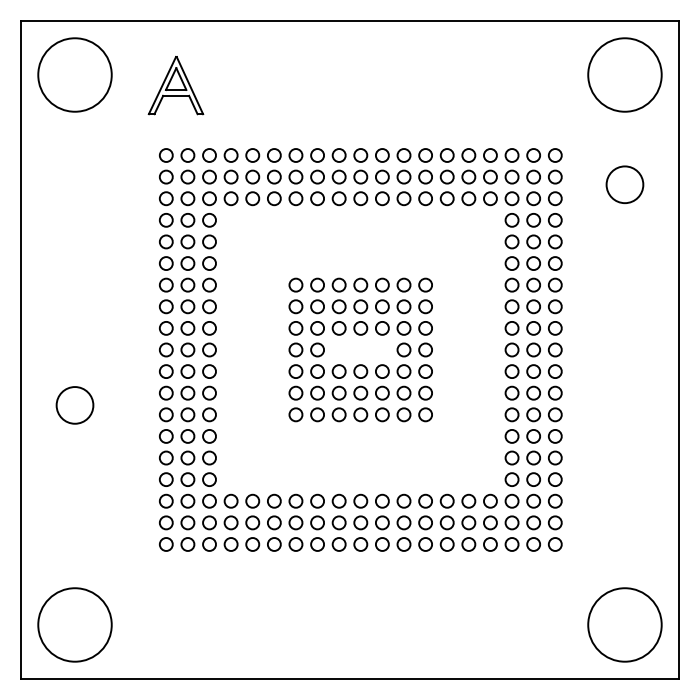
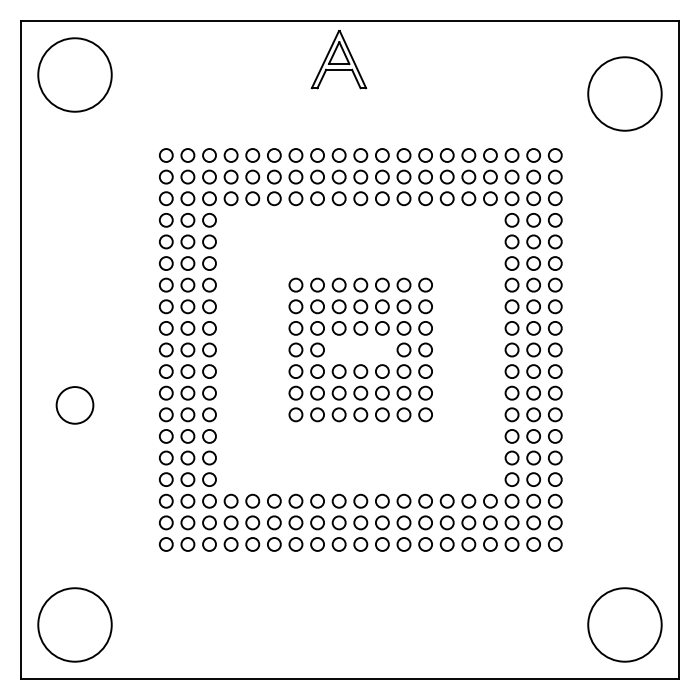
circle position: (624, 74) -> (624, 93) (624, 93)
part position: (175, 85) -> (338, 59) (338, 59)
circle: present -> none (624, 184)
